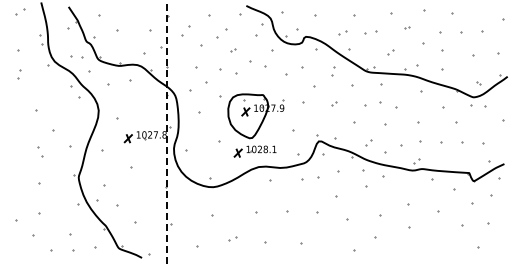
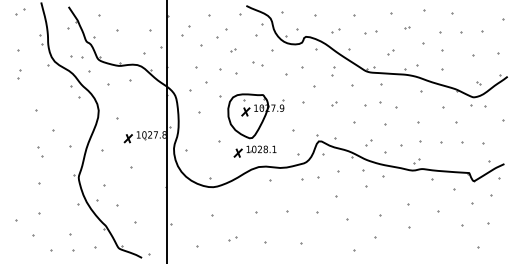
part position: (342, 32) -> (335, 30) (335, 30)
part size: 18x8 px -> 12x6 px (257, 63)
line: dashed -> solid (167, 131)
